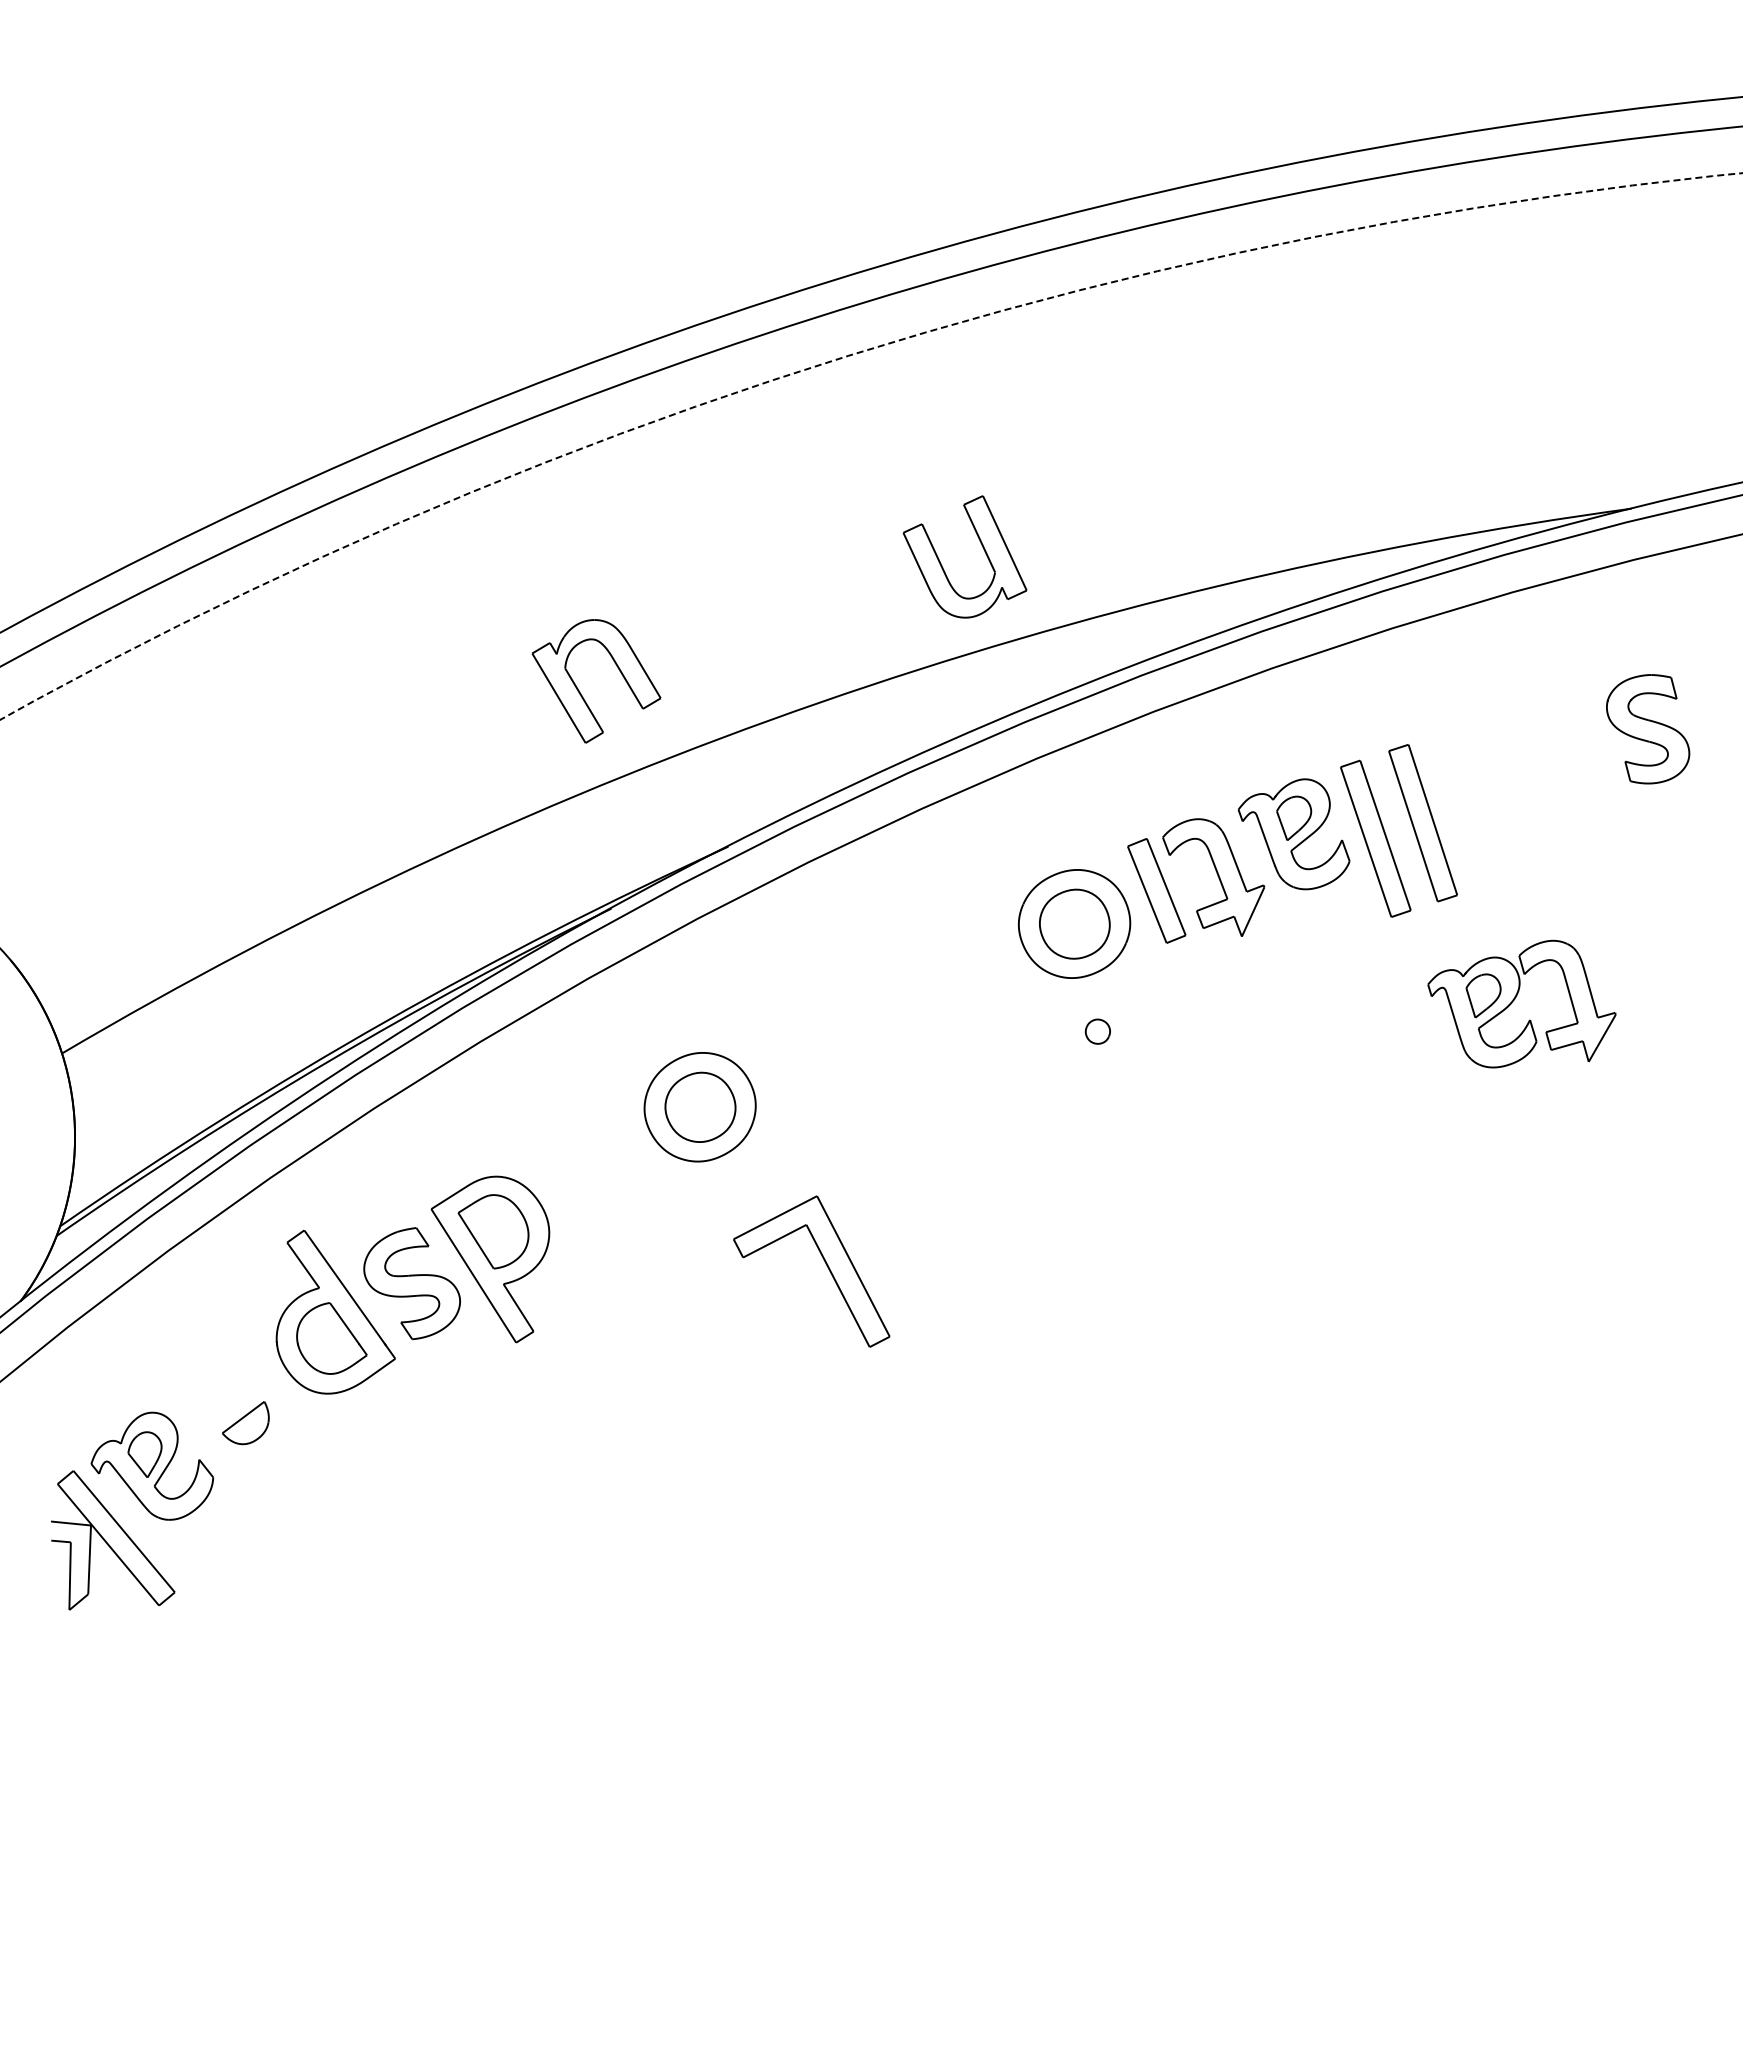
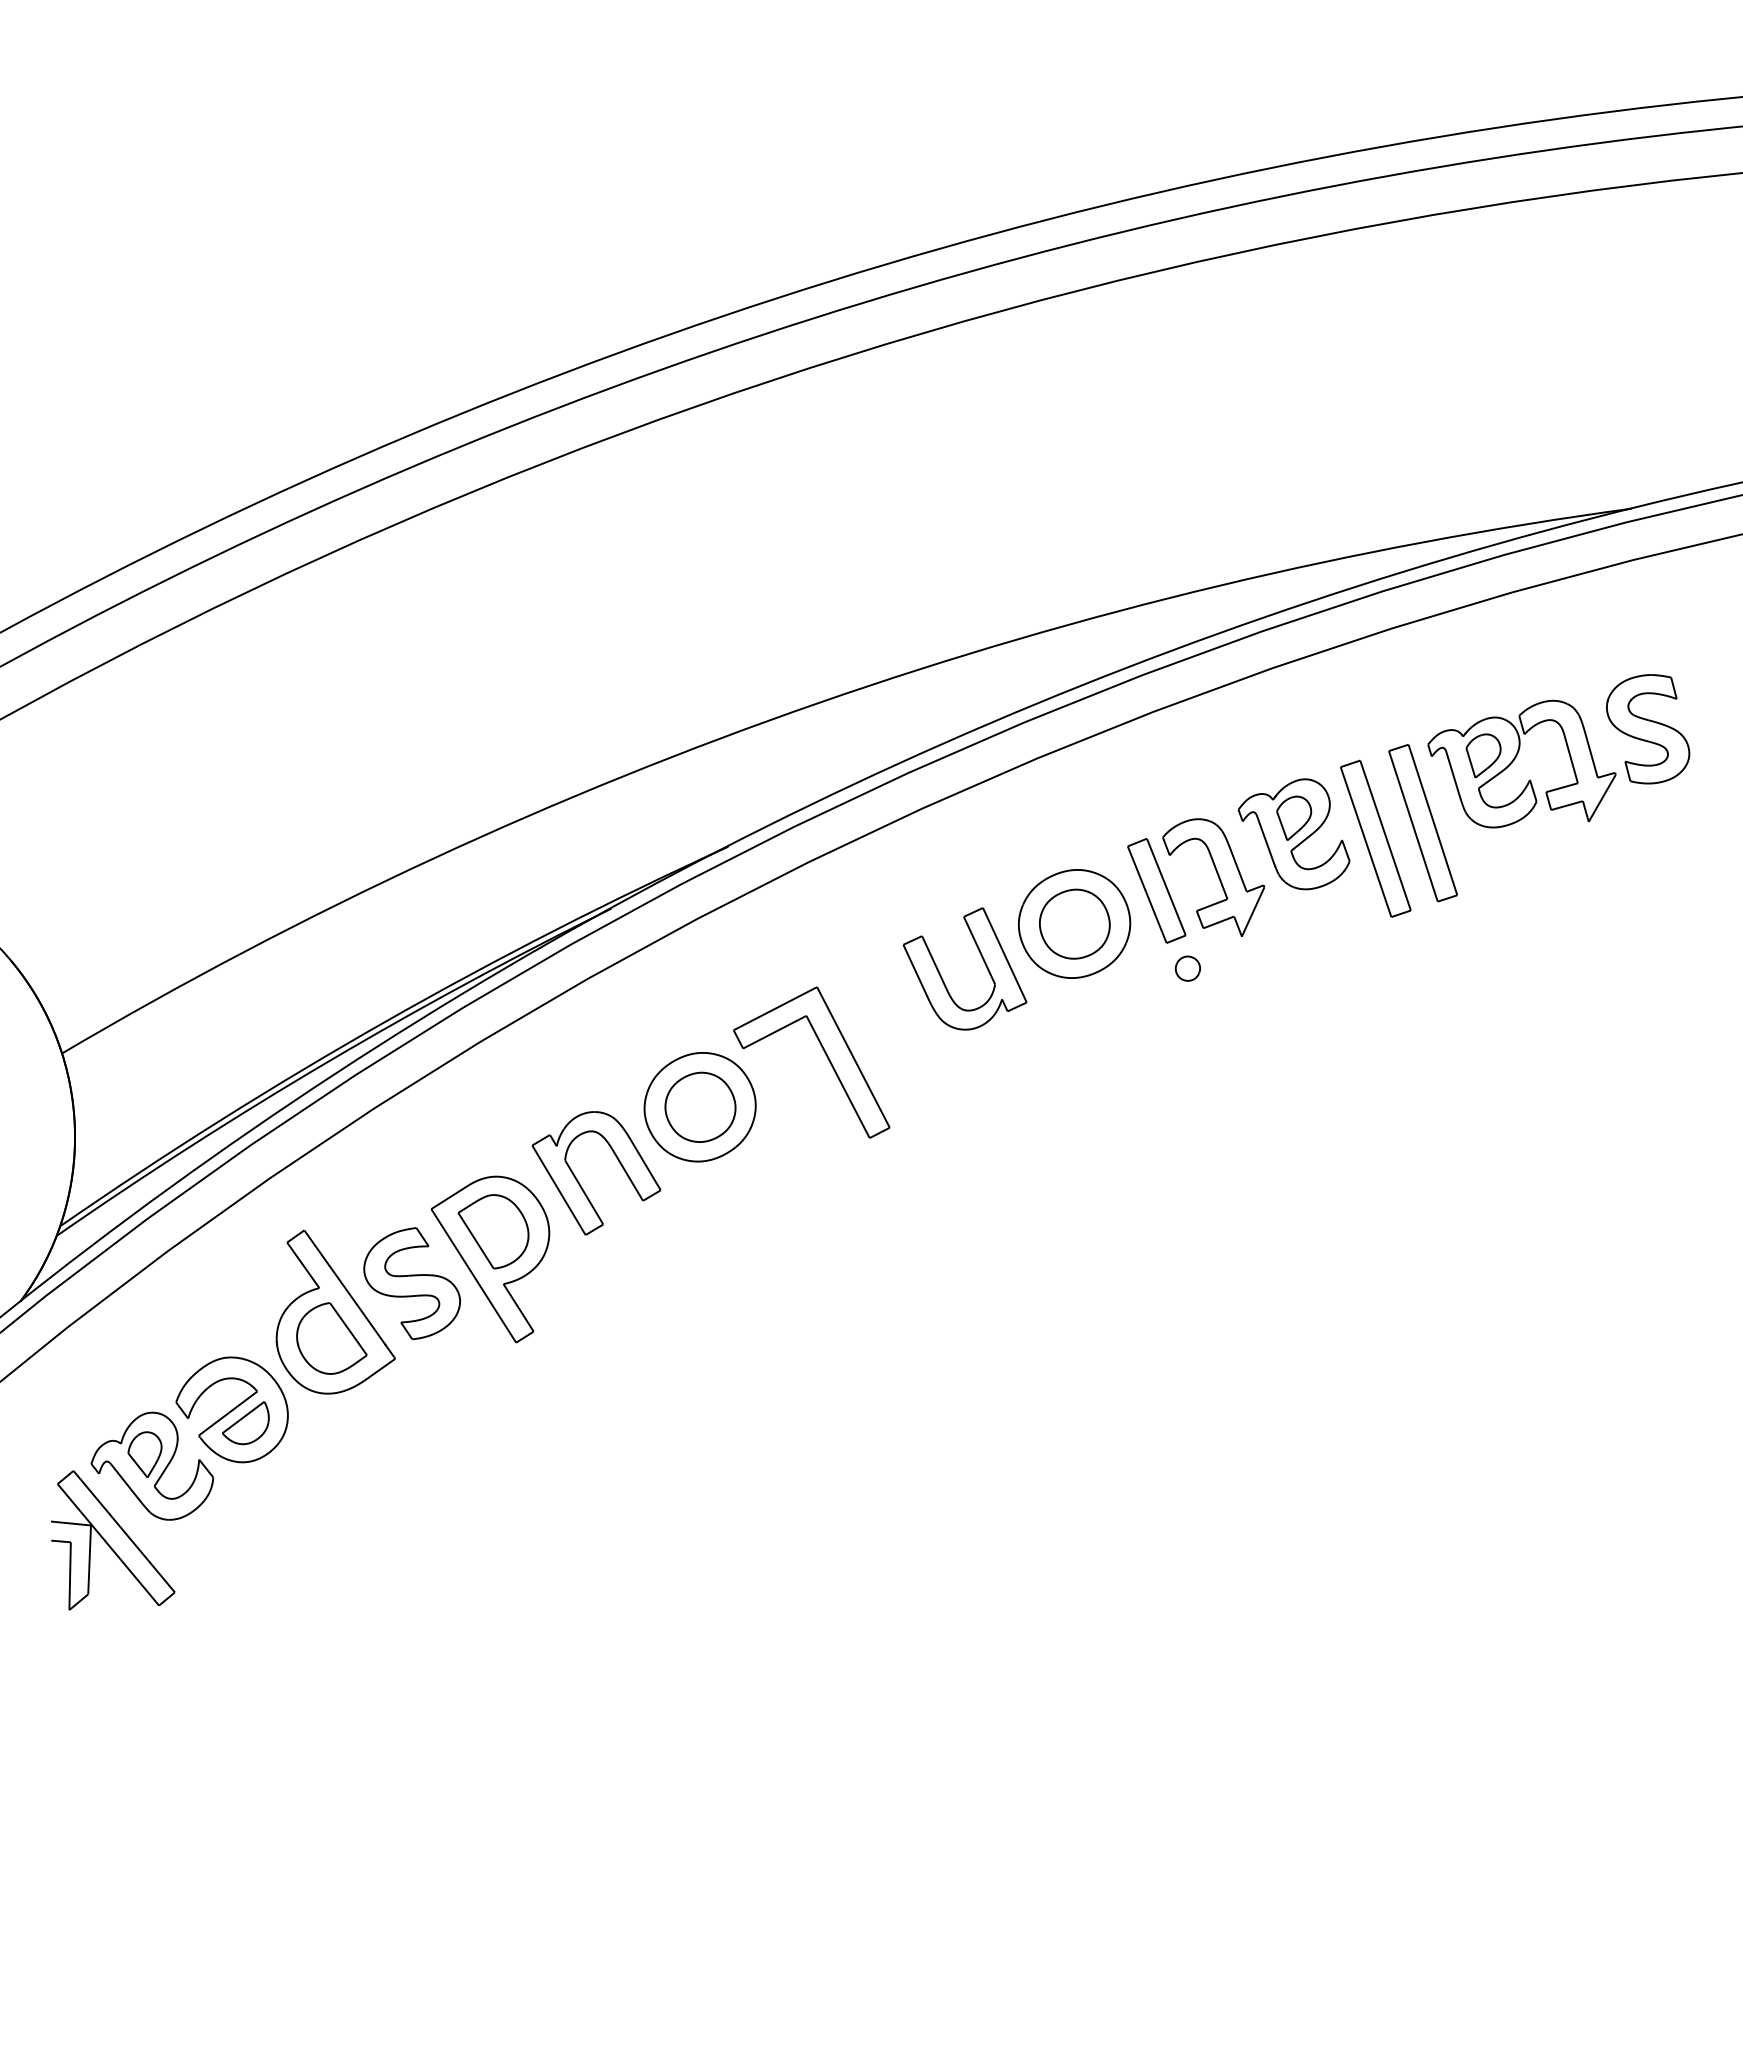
arc: dashed -> solid (844, 357)
part position: (982, 547) -> (982, 959) (982, 959)
part position: (581, 693) -> (581, 1185) (581, 1185)
part position: (1515, 999) -> (1515, 759) (1515, 759)
part position: (1097, 1031) -> (1187, 968) (1187, 968)
part position: (825, 1264) -> (825, 1055) (825, 1055)
part: none -> present (231, 1409)
